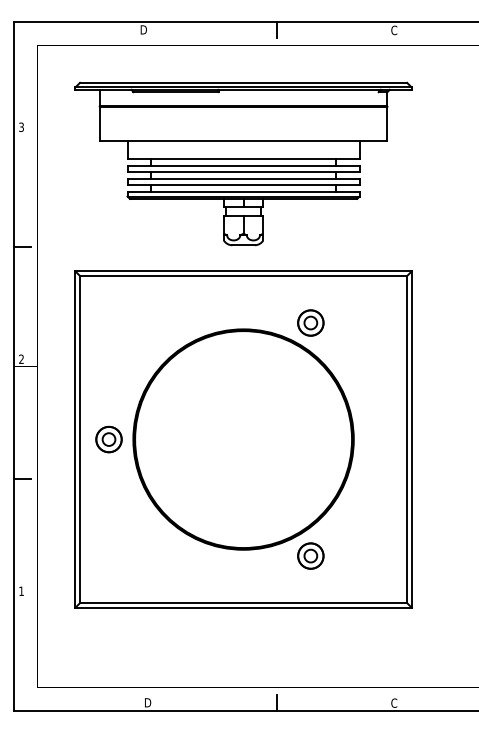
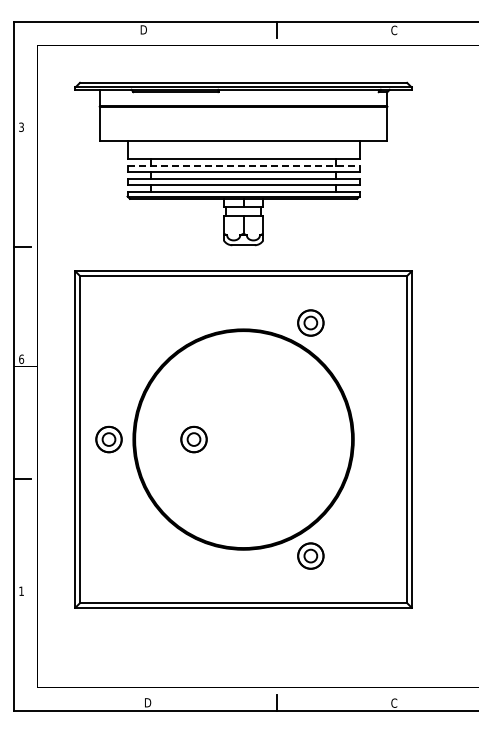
line: solid -> dashed (243, 166)
text: 2 -> 6 (21, 358)
part: none -> present (193, 439)
